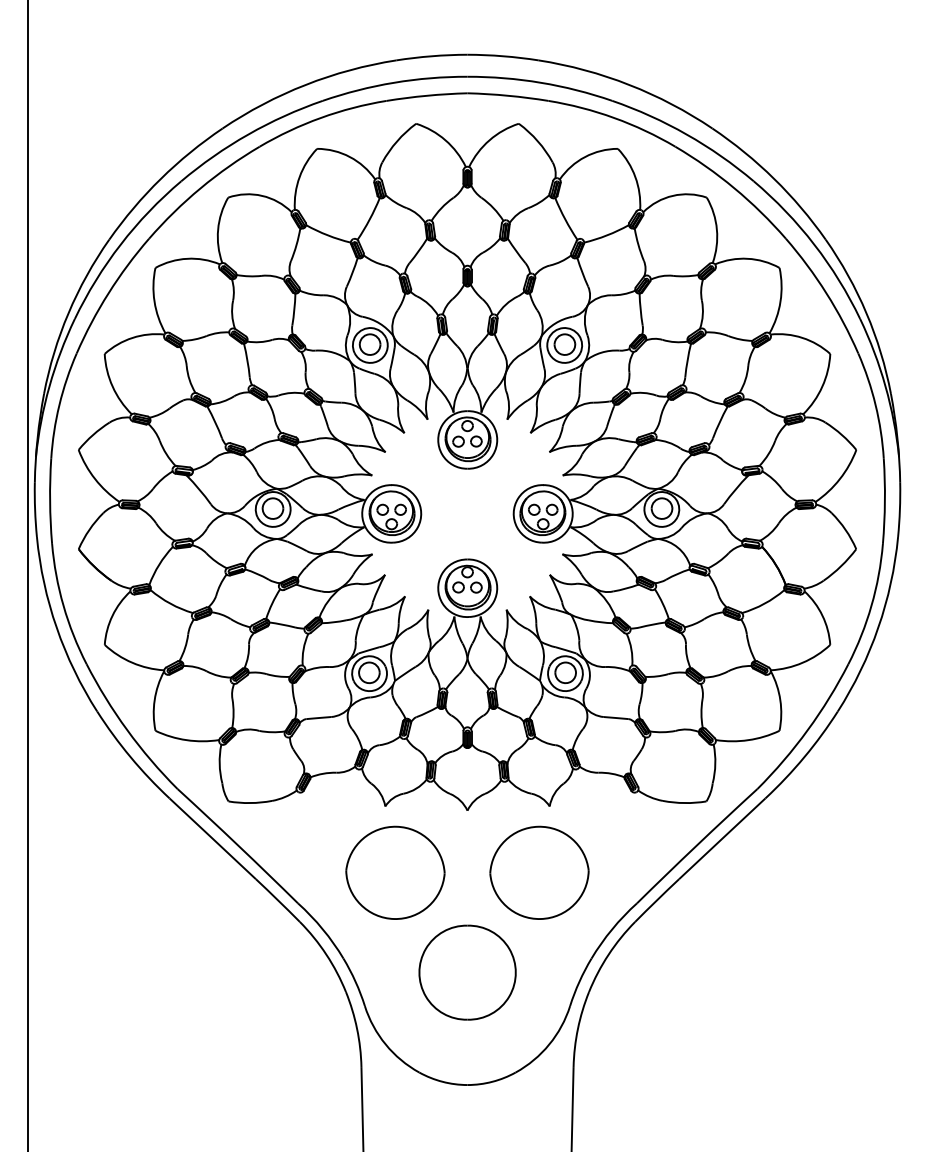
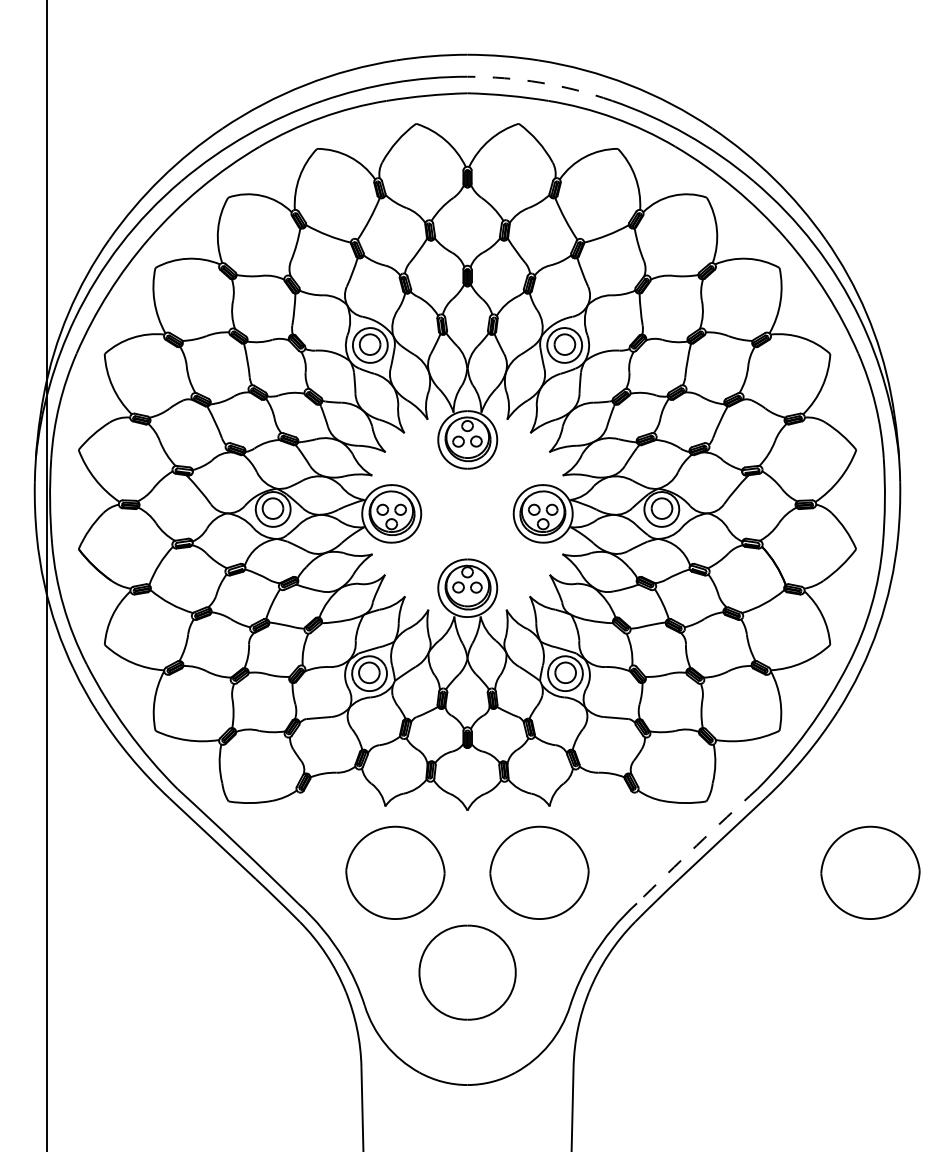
arc: solid -> dashed (540, 82)
line position: (27, 575) -> (46, 575) (46, 575)
arc: solid -> dashed (696, 845)
part: none -> present (870, 872)
